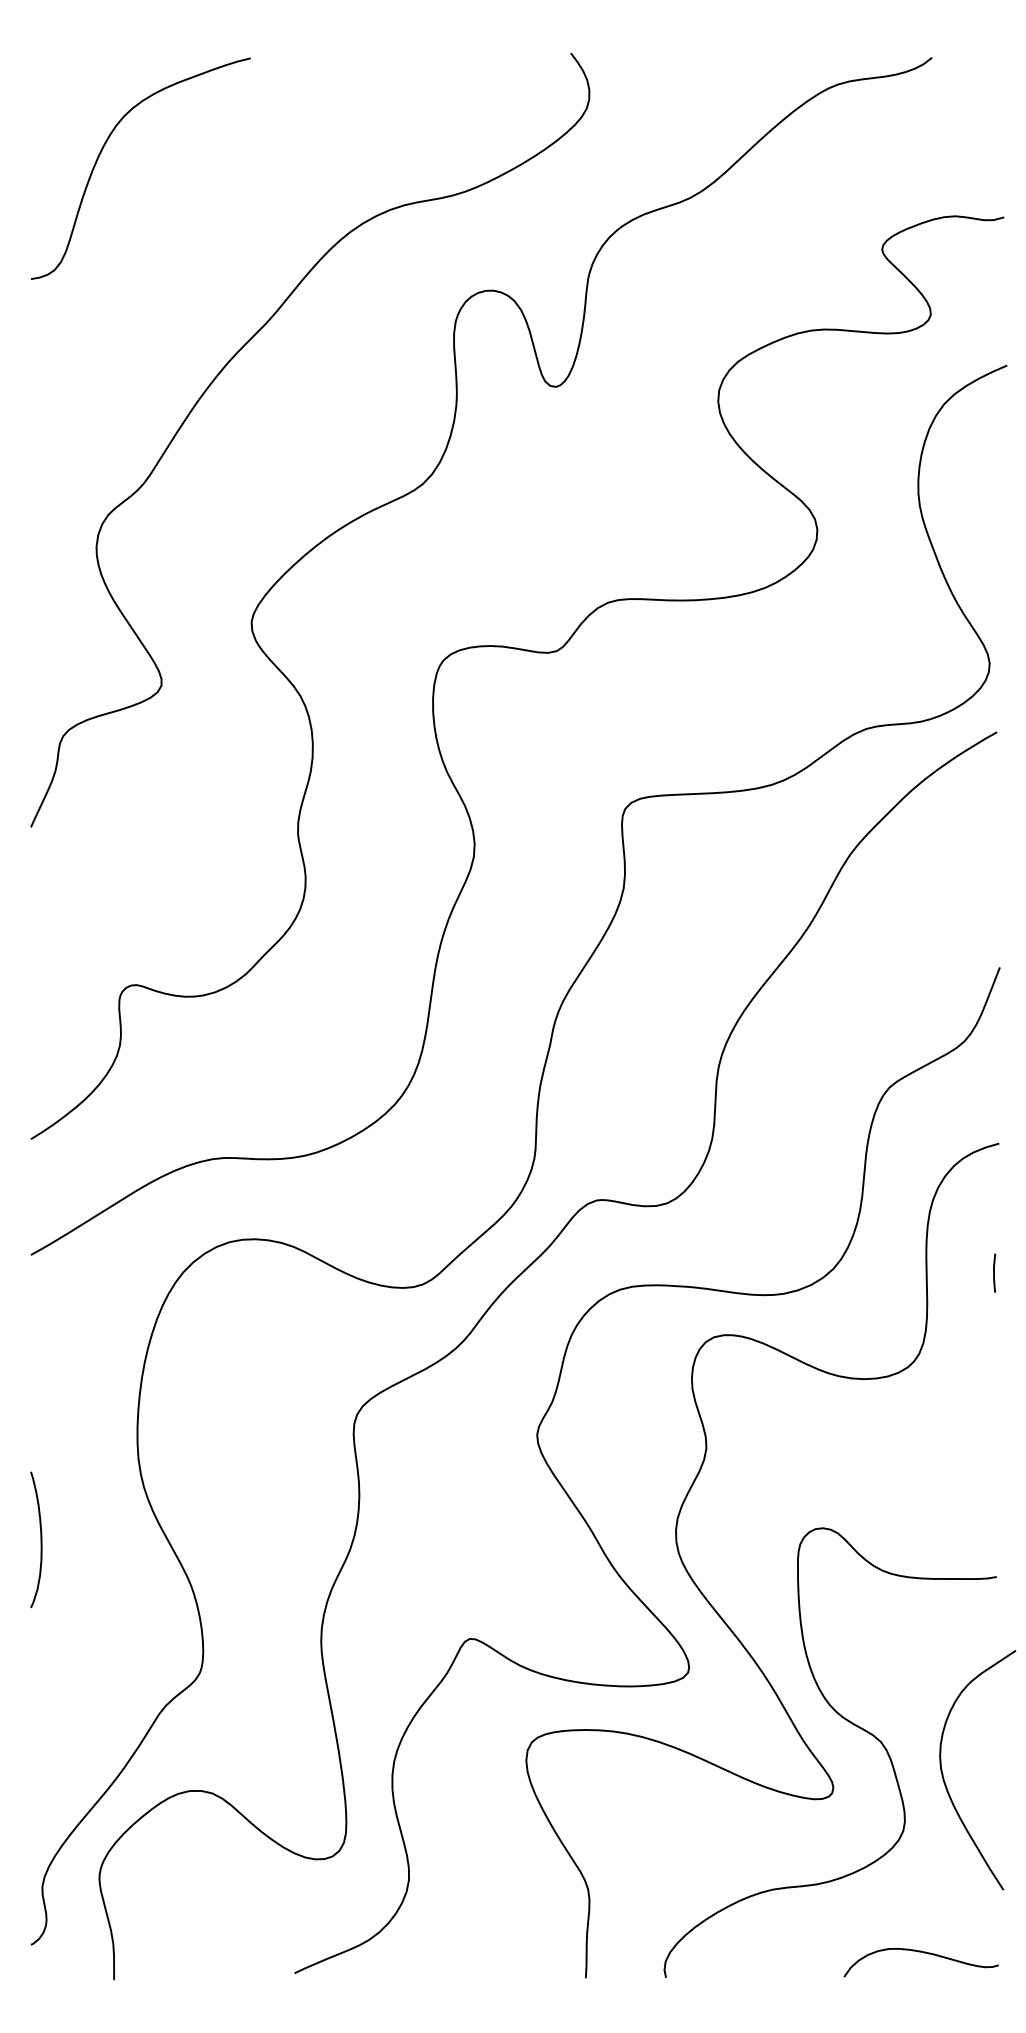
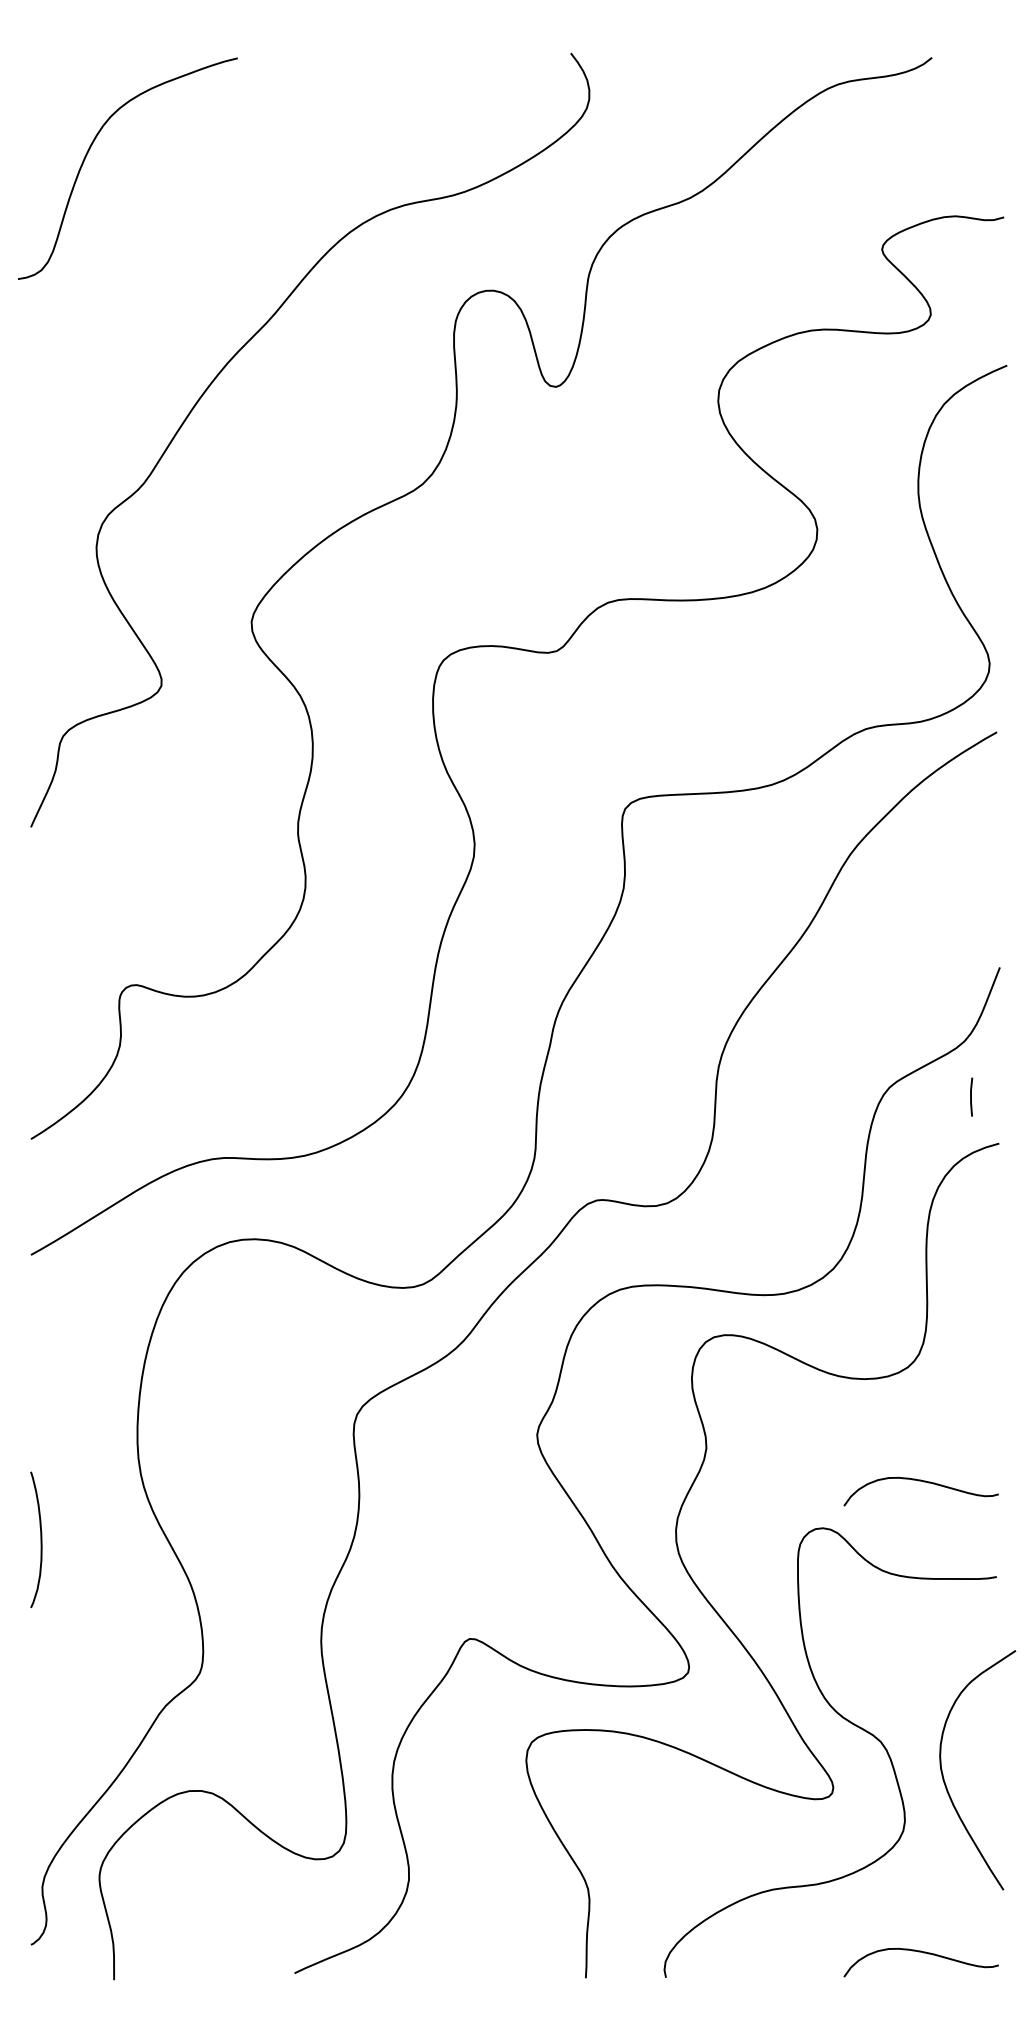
curve position: (103, 149) -> (90, 149) (90, 149)
line position: (994, 1272) -> (971, 1096) (971, 1096)
curve: none -> present (923, 1482)
